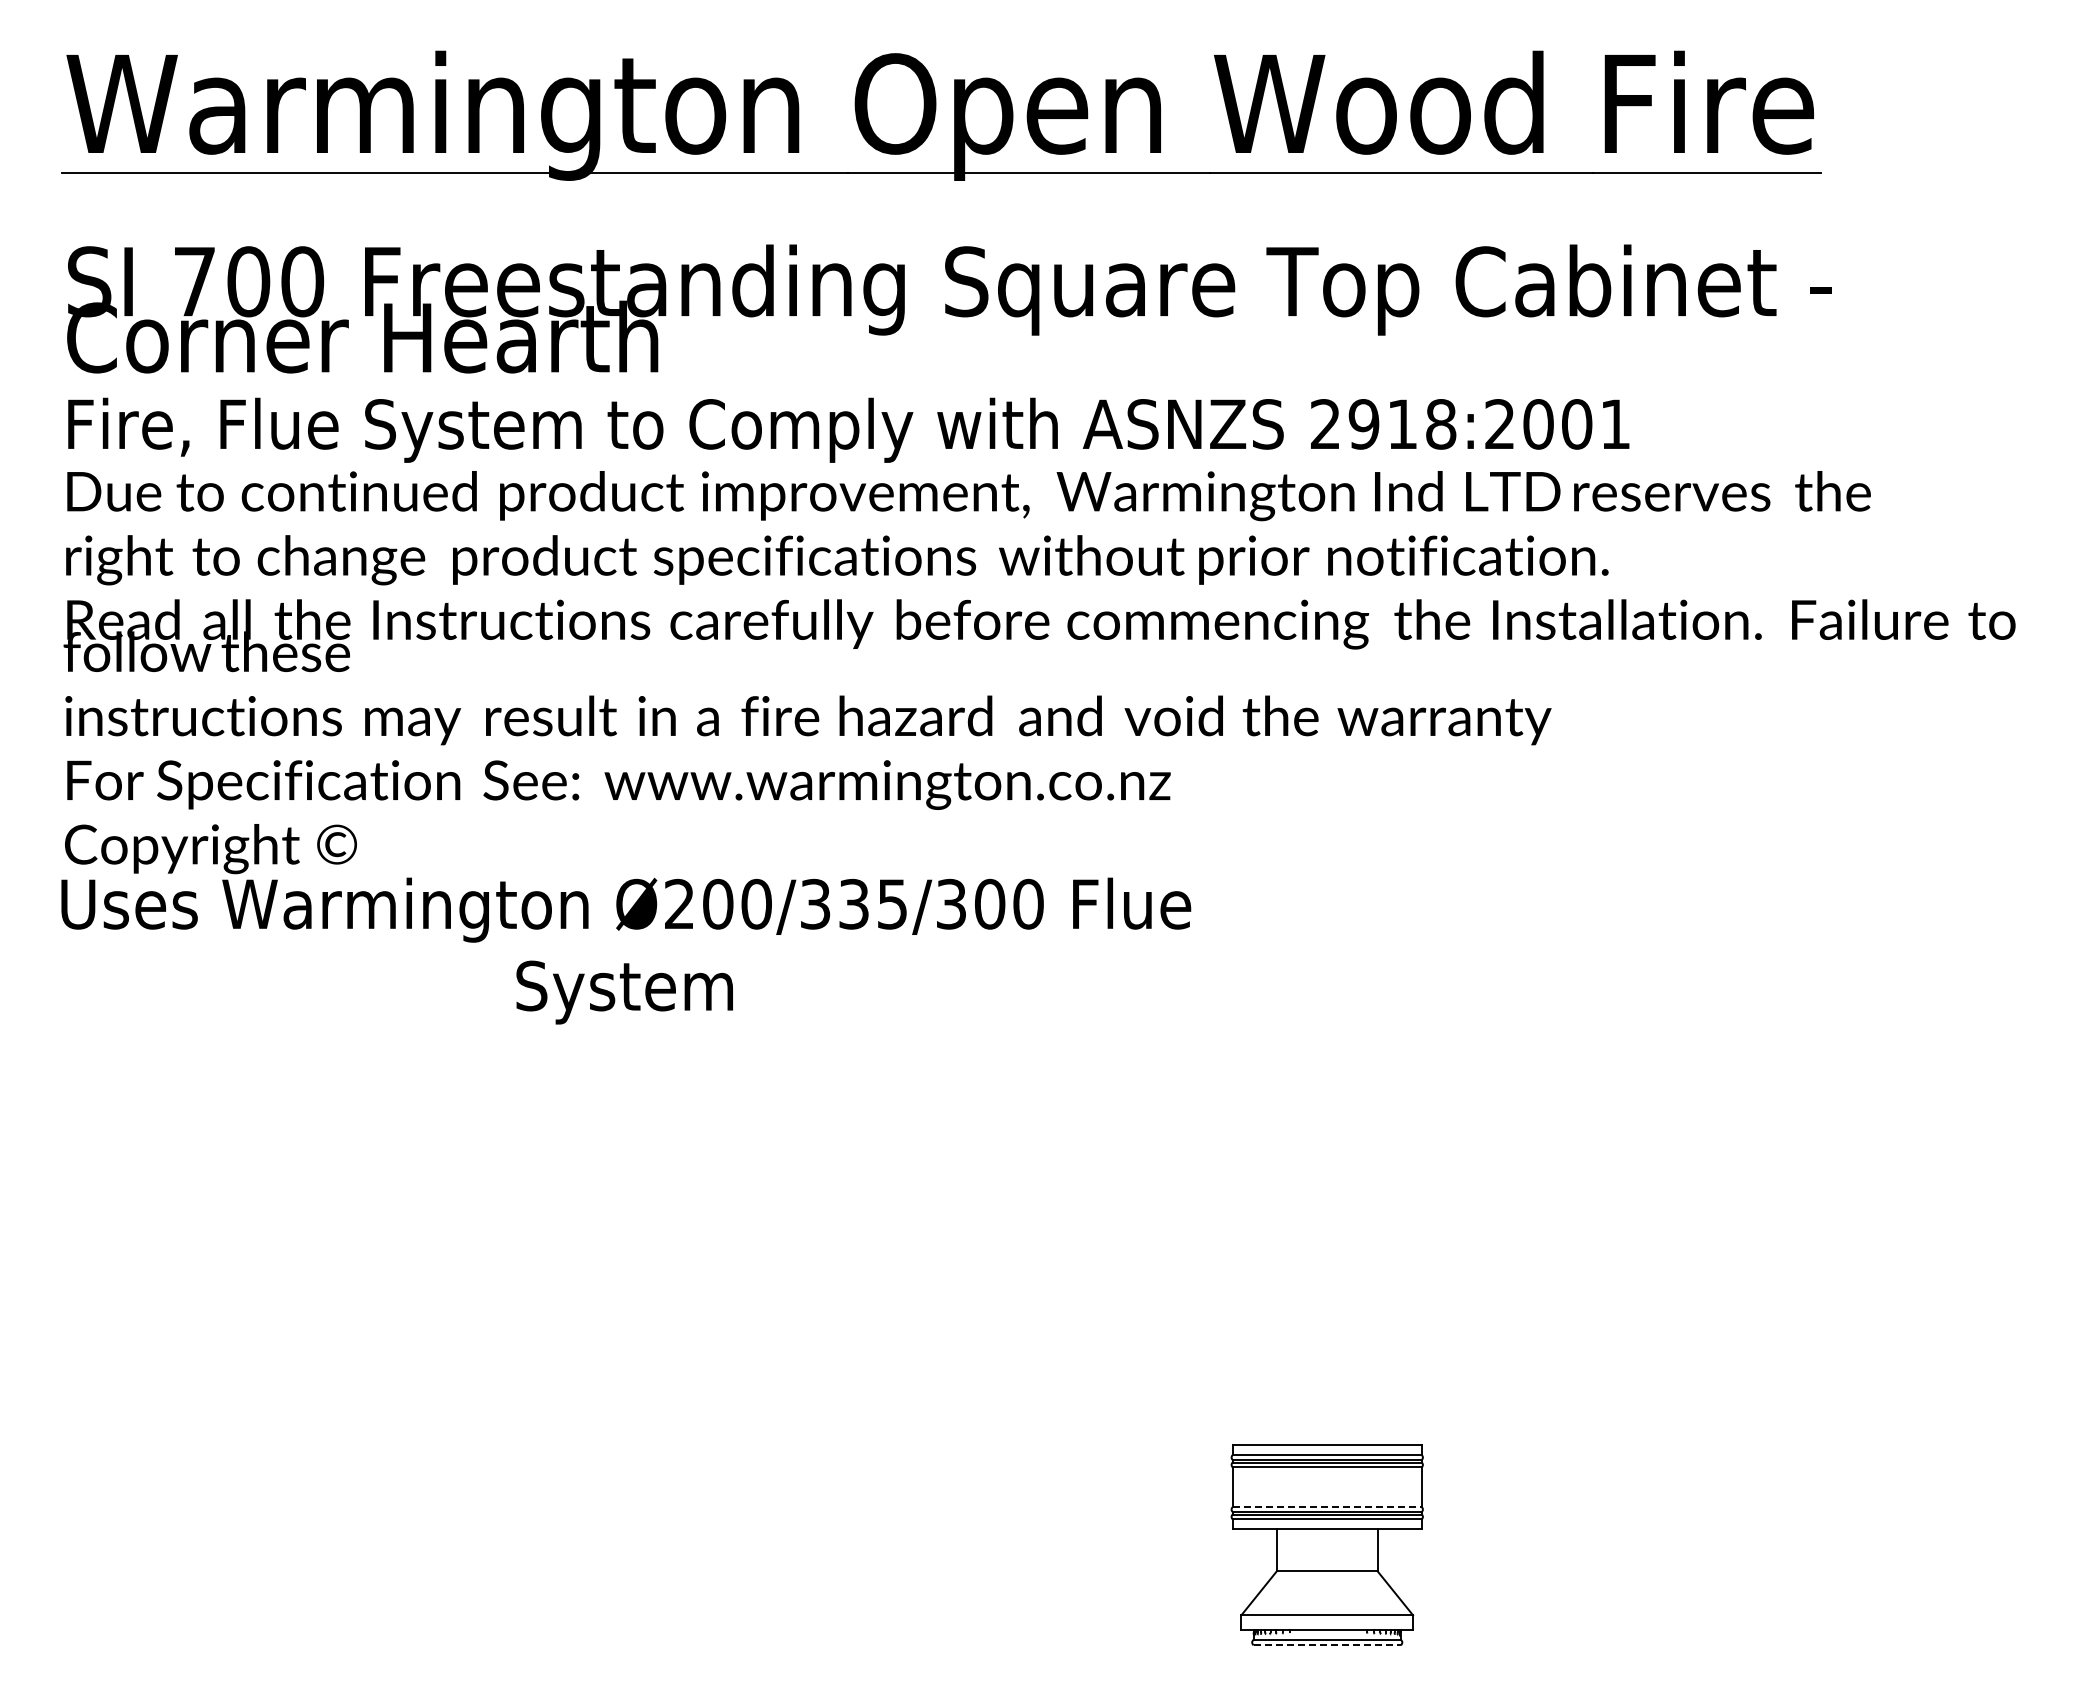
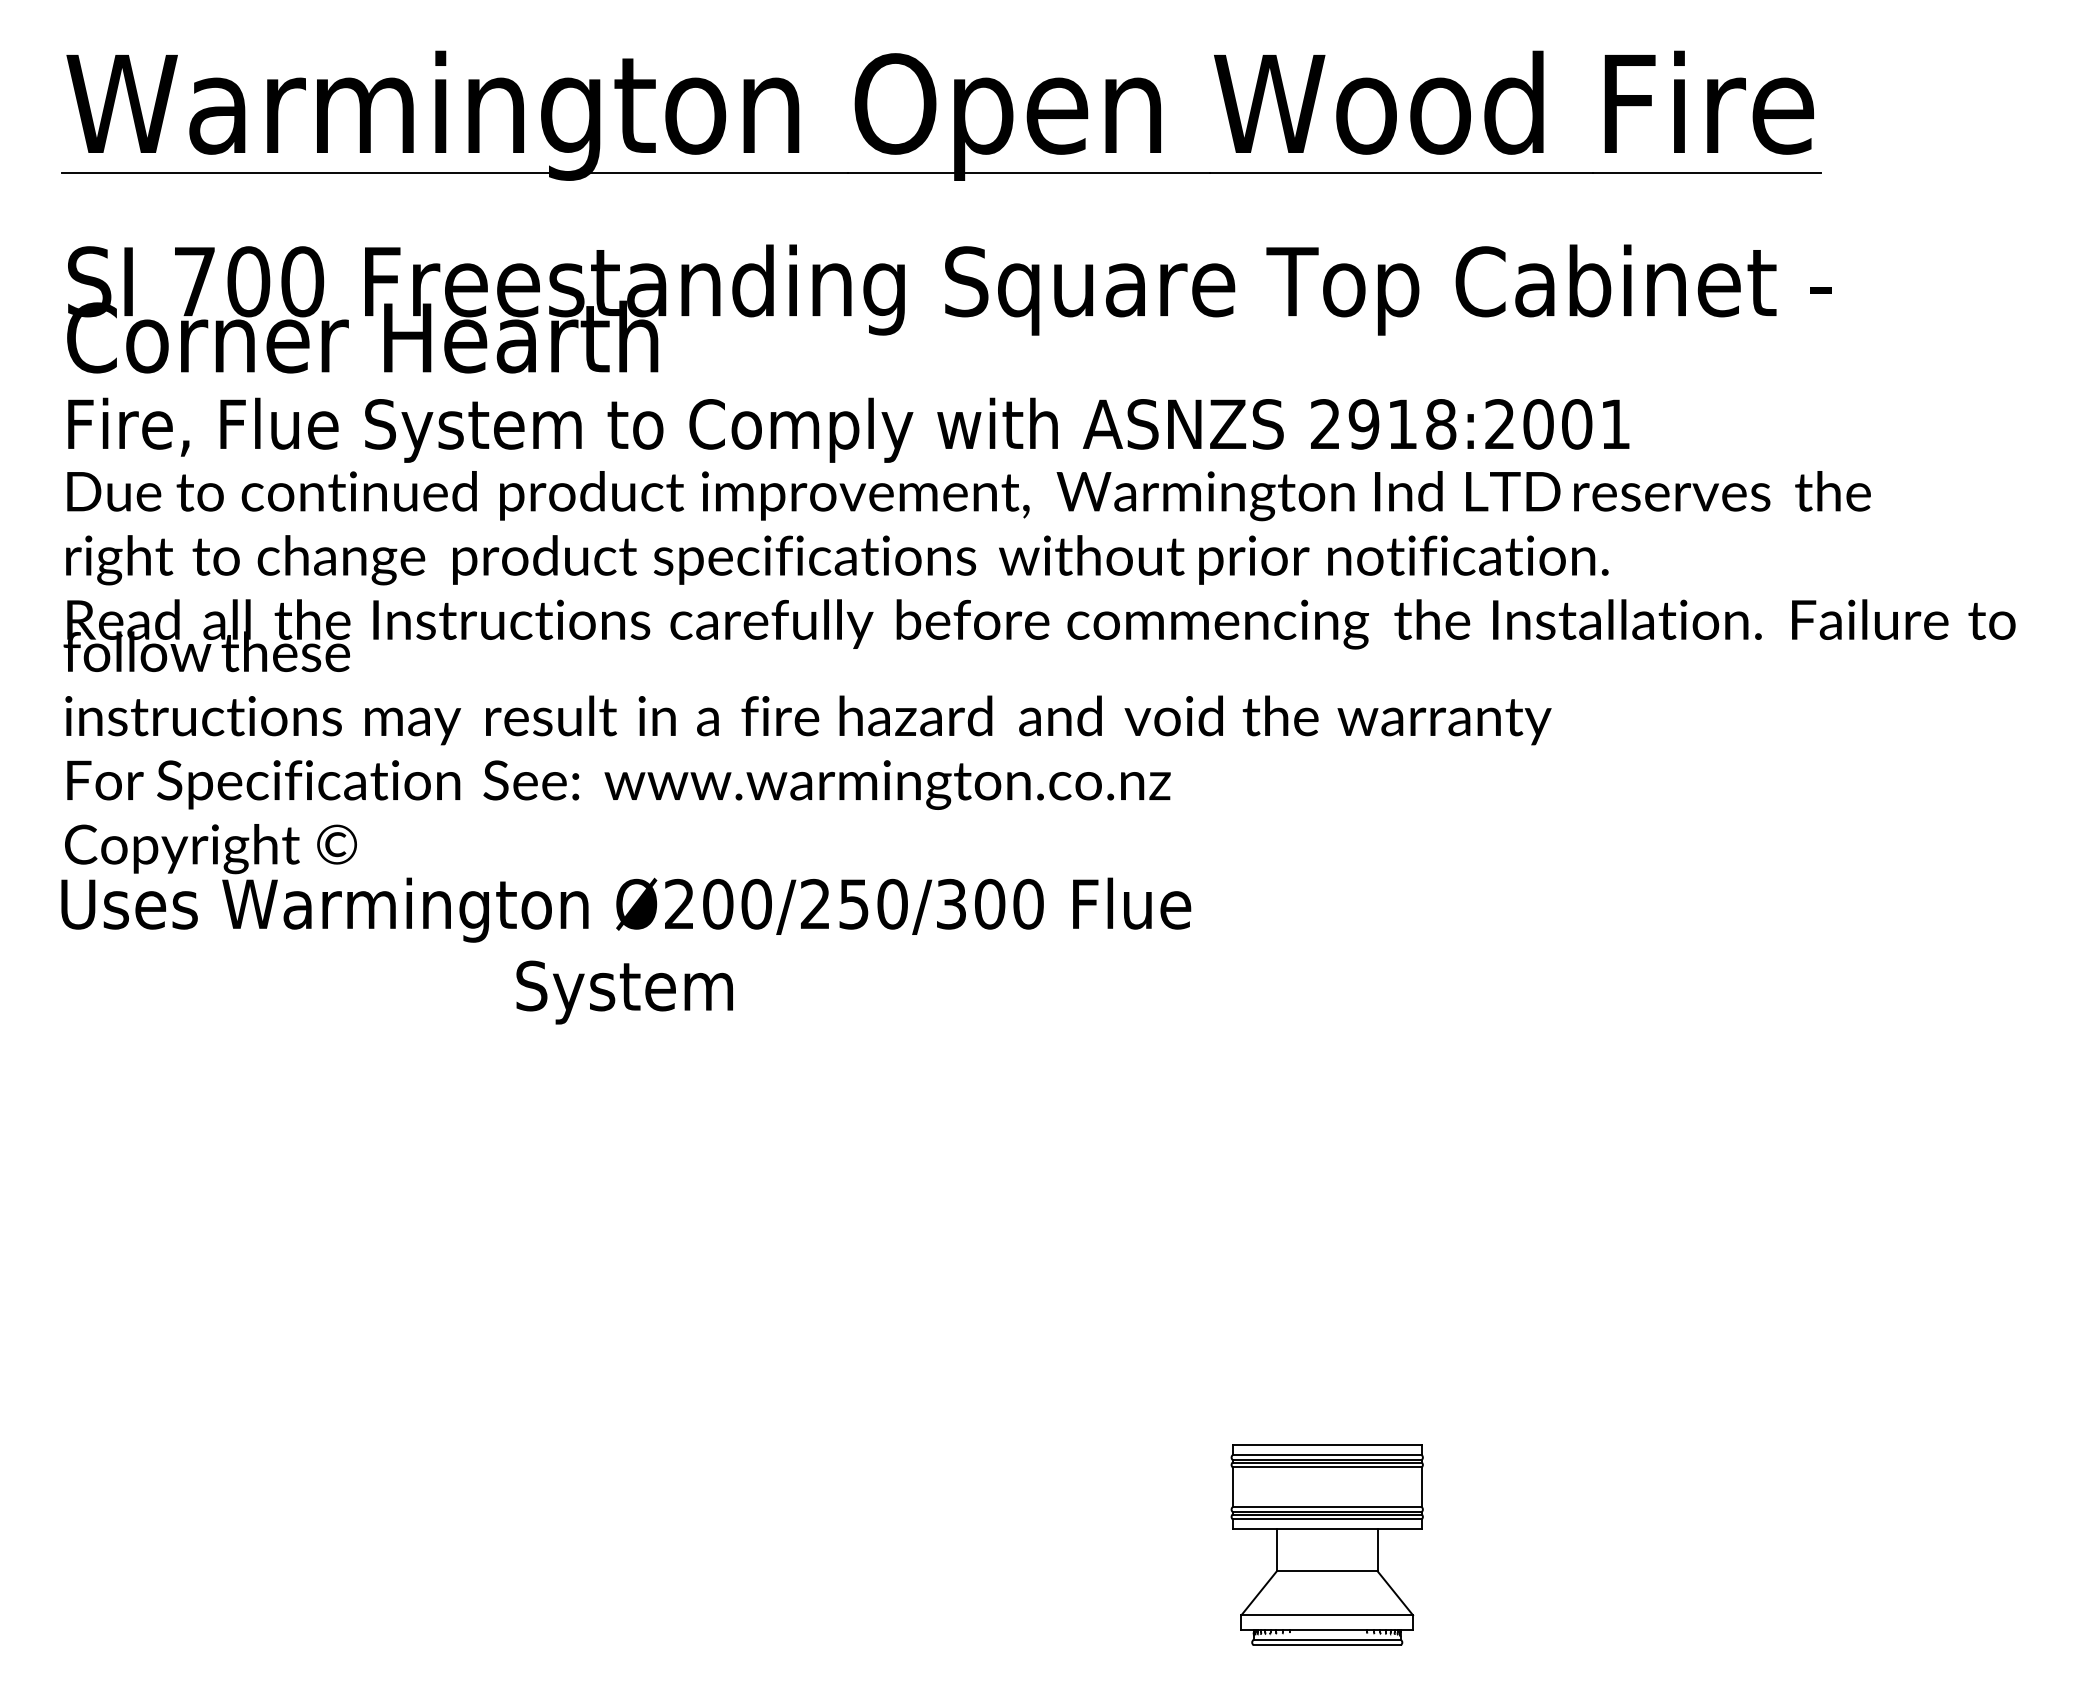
text: Ø200/335/300 -> Ø200/250/300 (853, 903)
line: dashed -> solid (1327, 1507)
line: dashed -> solid (1327, 1645)
